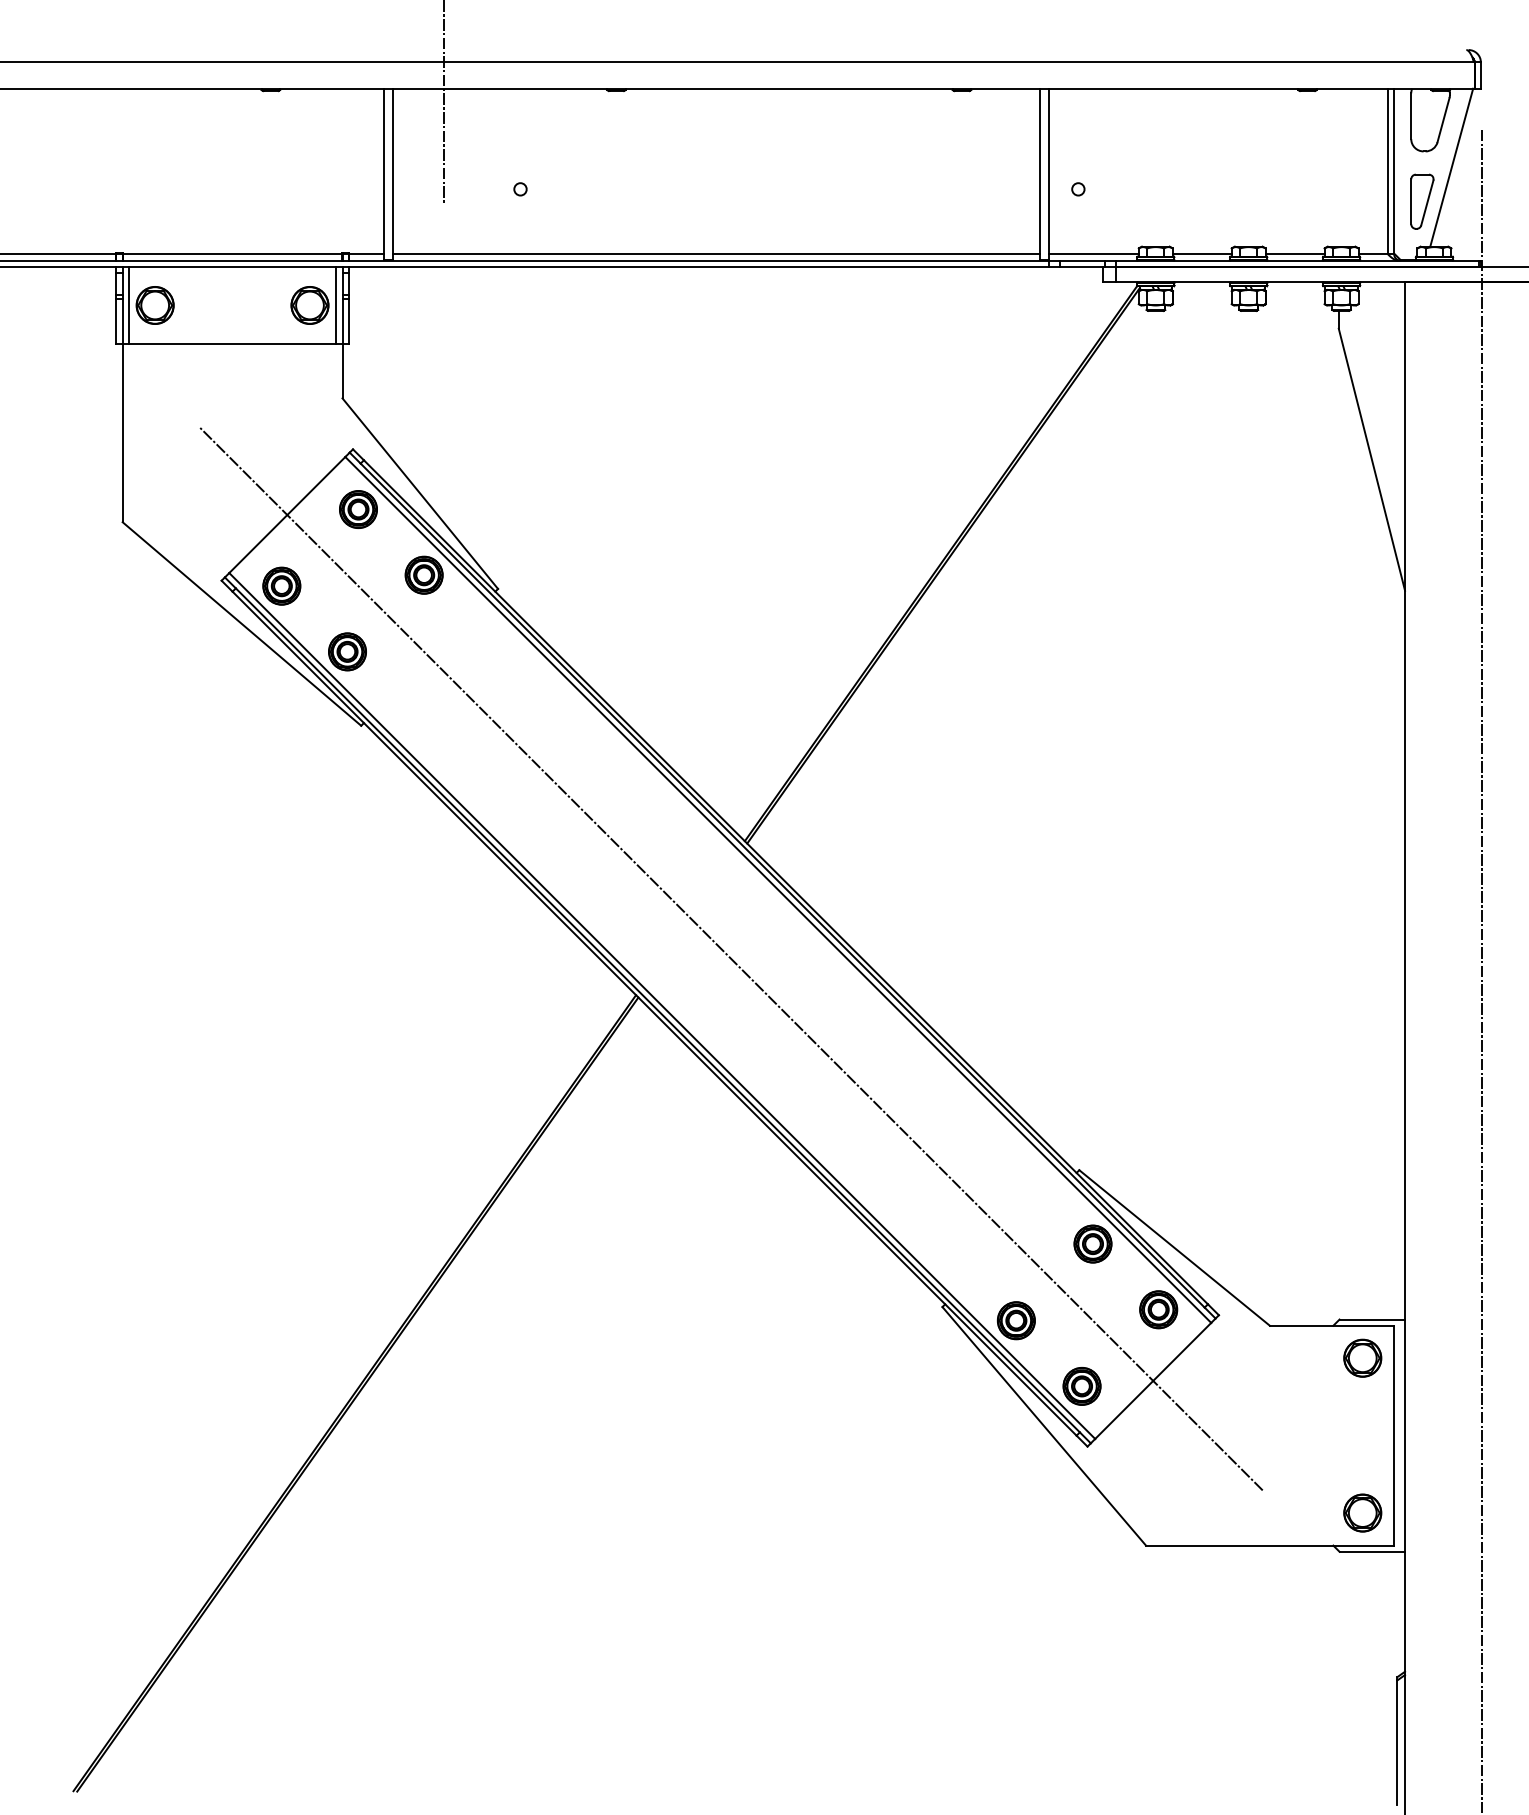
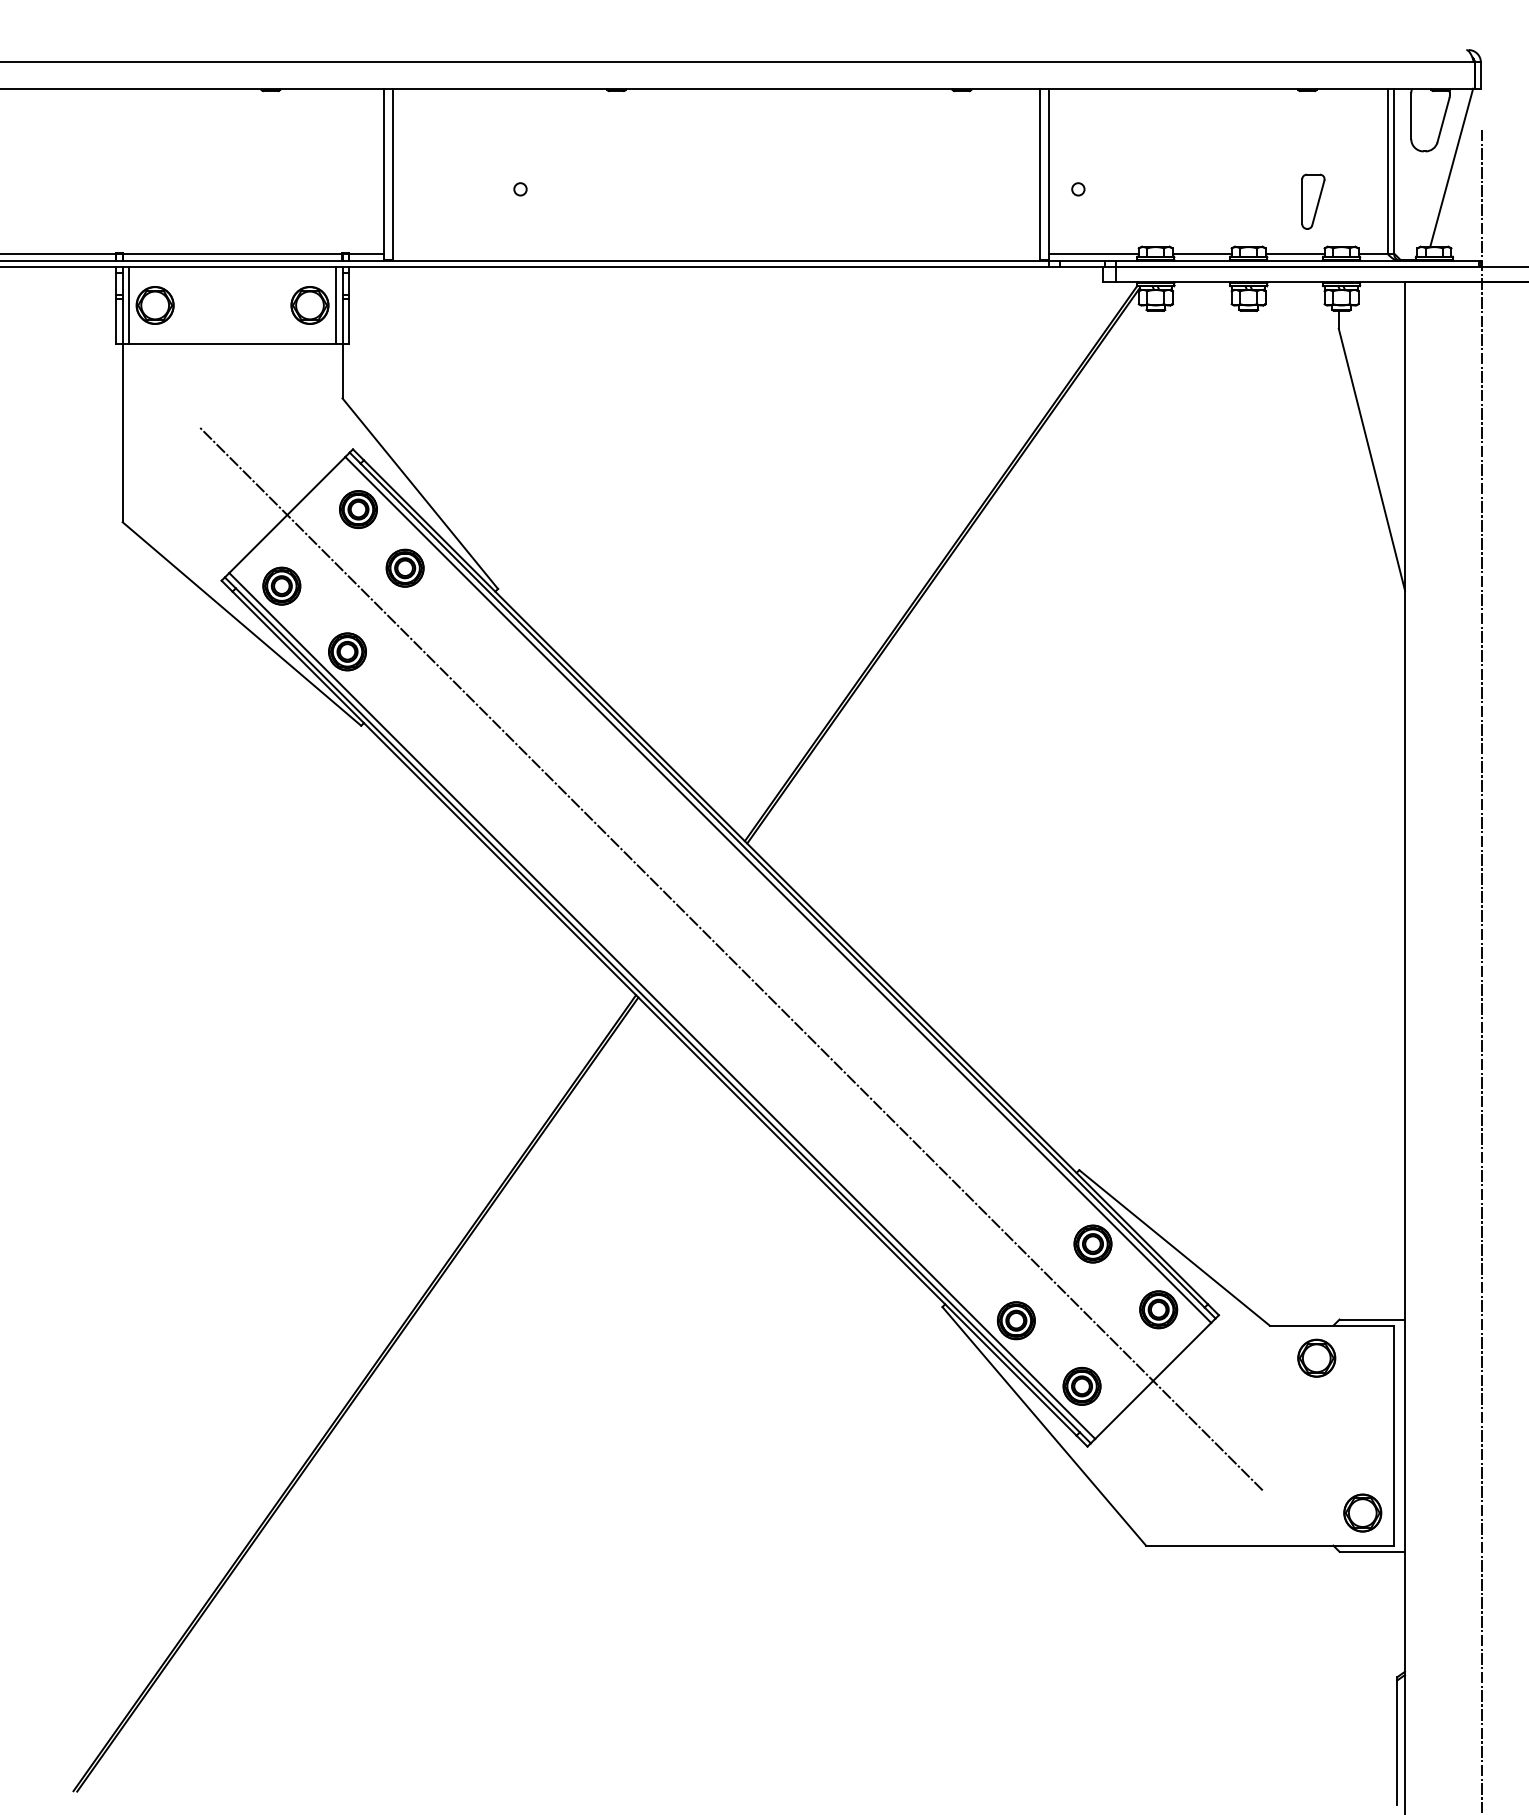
line: present -> none (443, 103)
part position: (1422, 201) -> (1313, 201) (1313, 201)
line: present -> none (716, 254)
part position: (423, 574) -> (404, 567) (404, 567)
part position: (1362, 1357) -> (1316, 1357) (1316, 1357)
